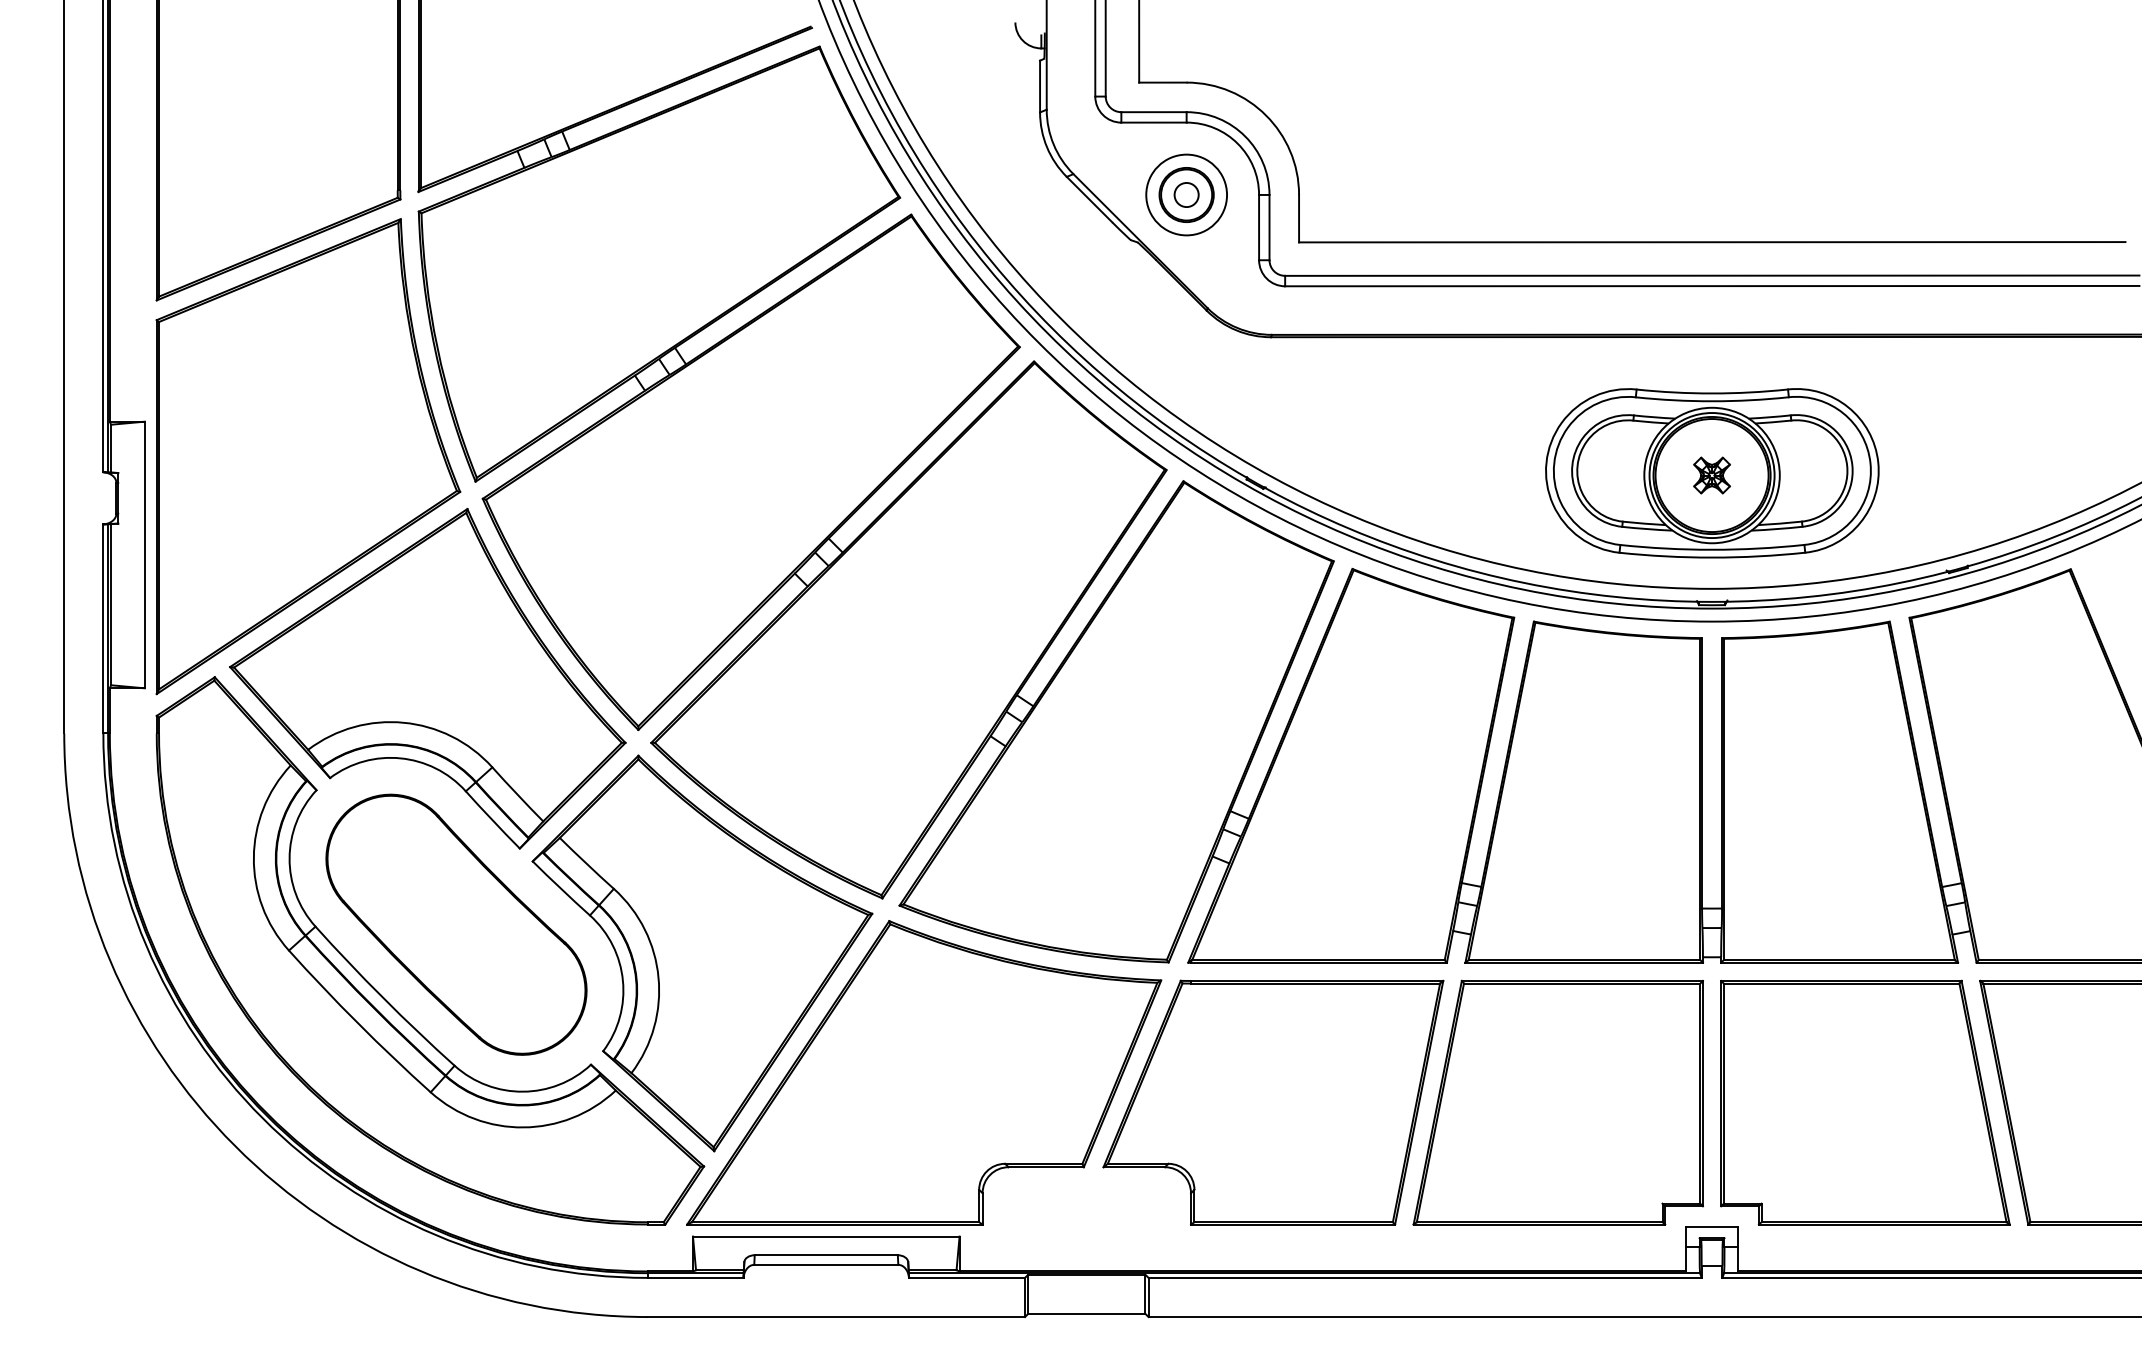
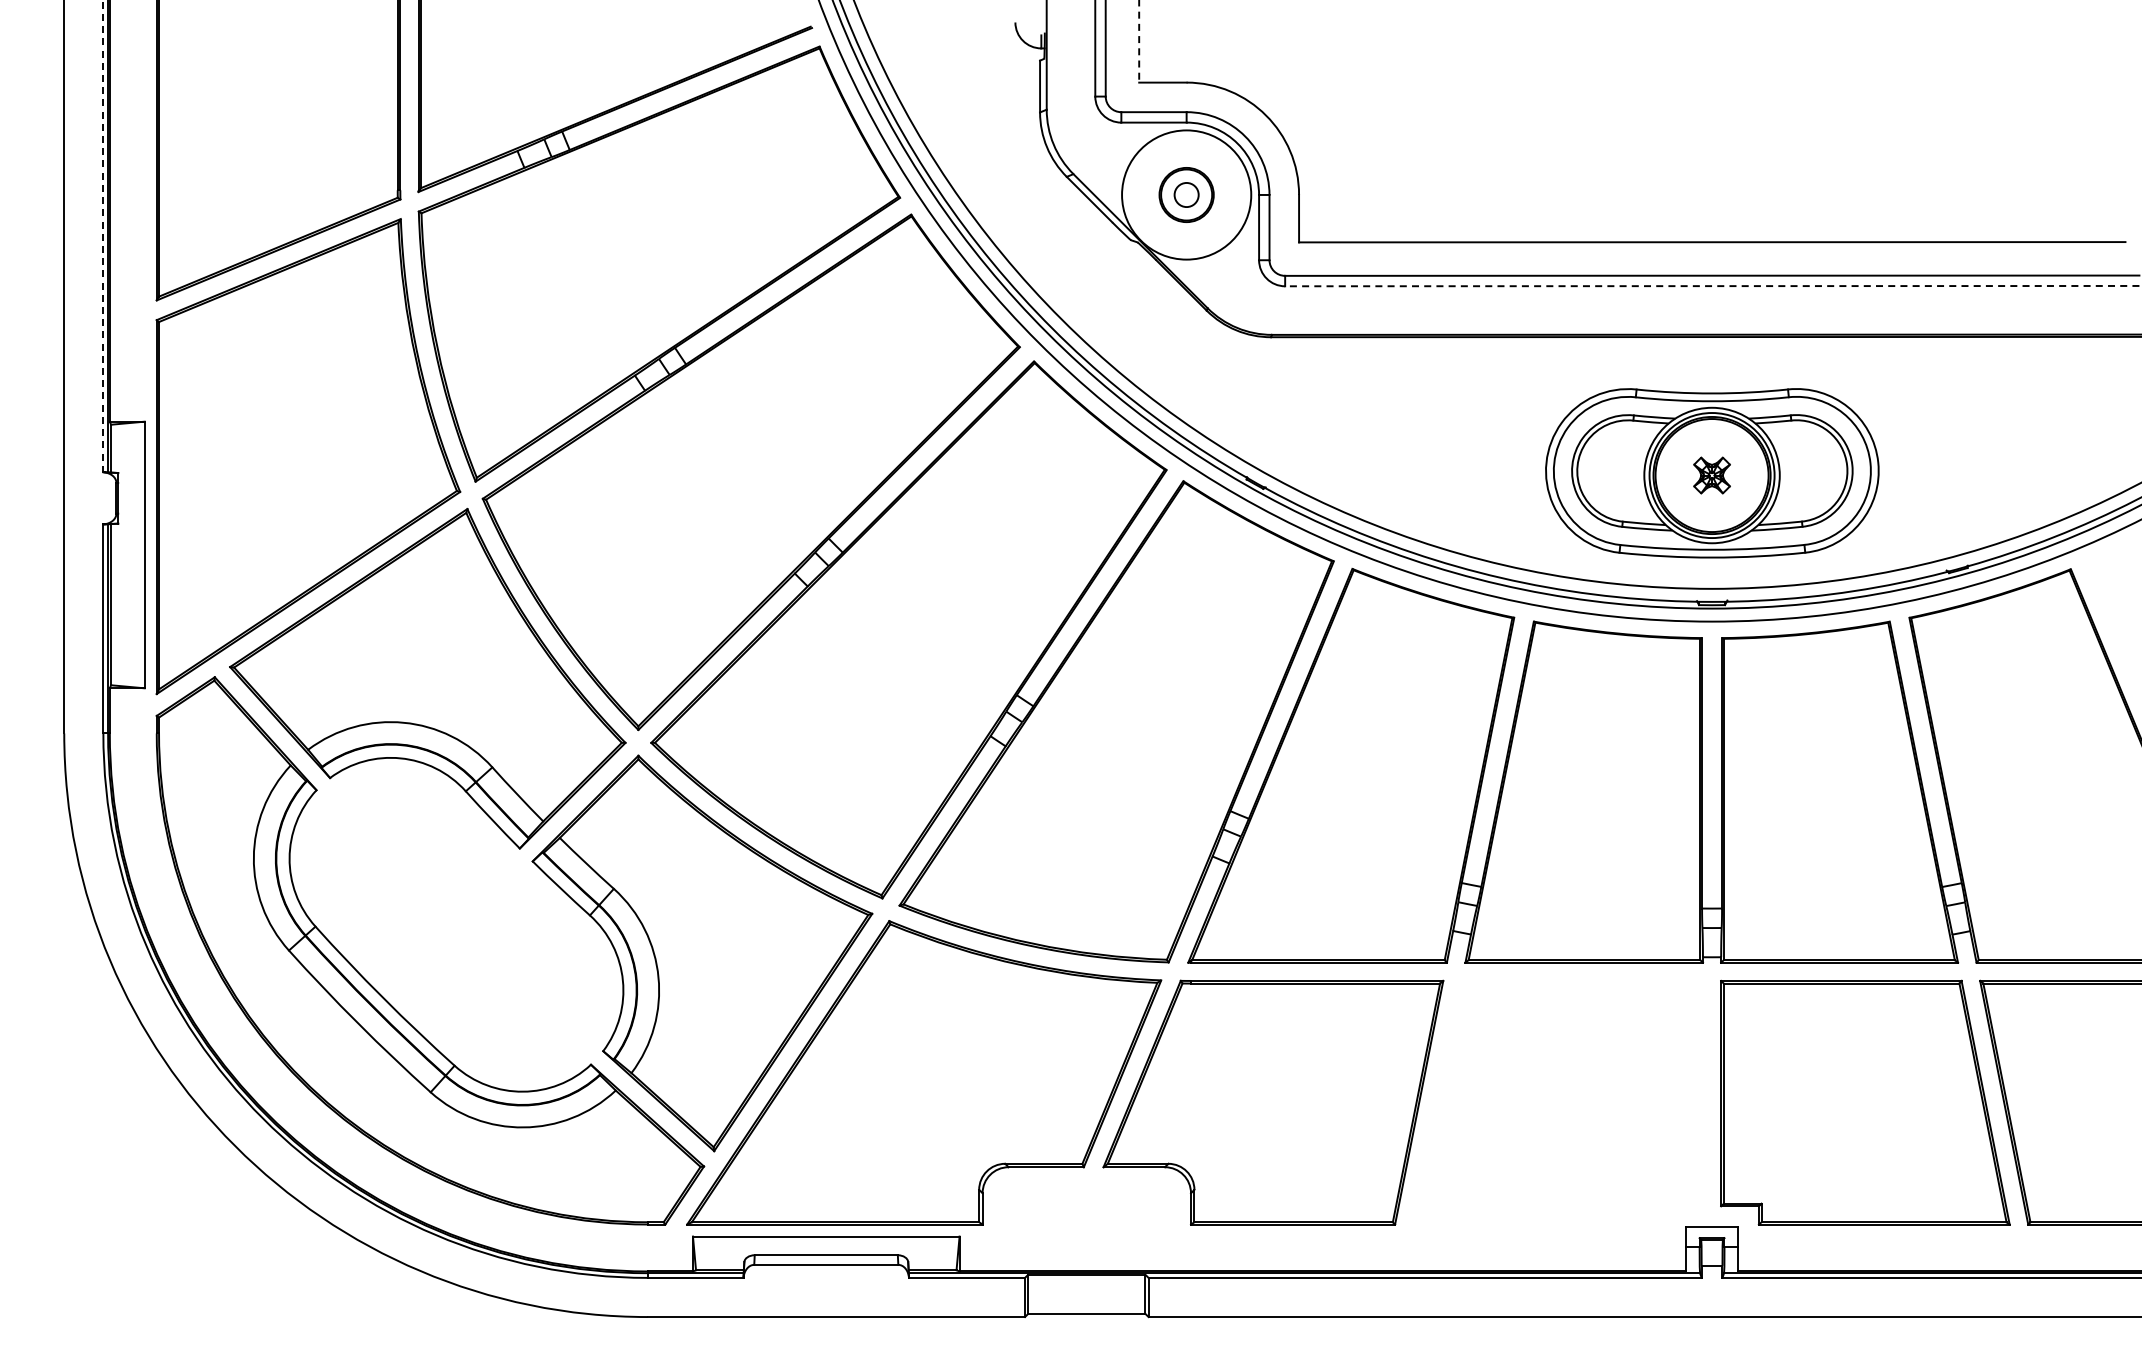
line: solid -> dashed (1139, 41)
circle diameter: 81 px -> 129 px (1186, 194)
line: solid -> dashed (103, 236)
line: solid -> dashed (1711, 286)
part: present -> none (456, 924)
part: present -> none (1557, 1102)
